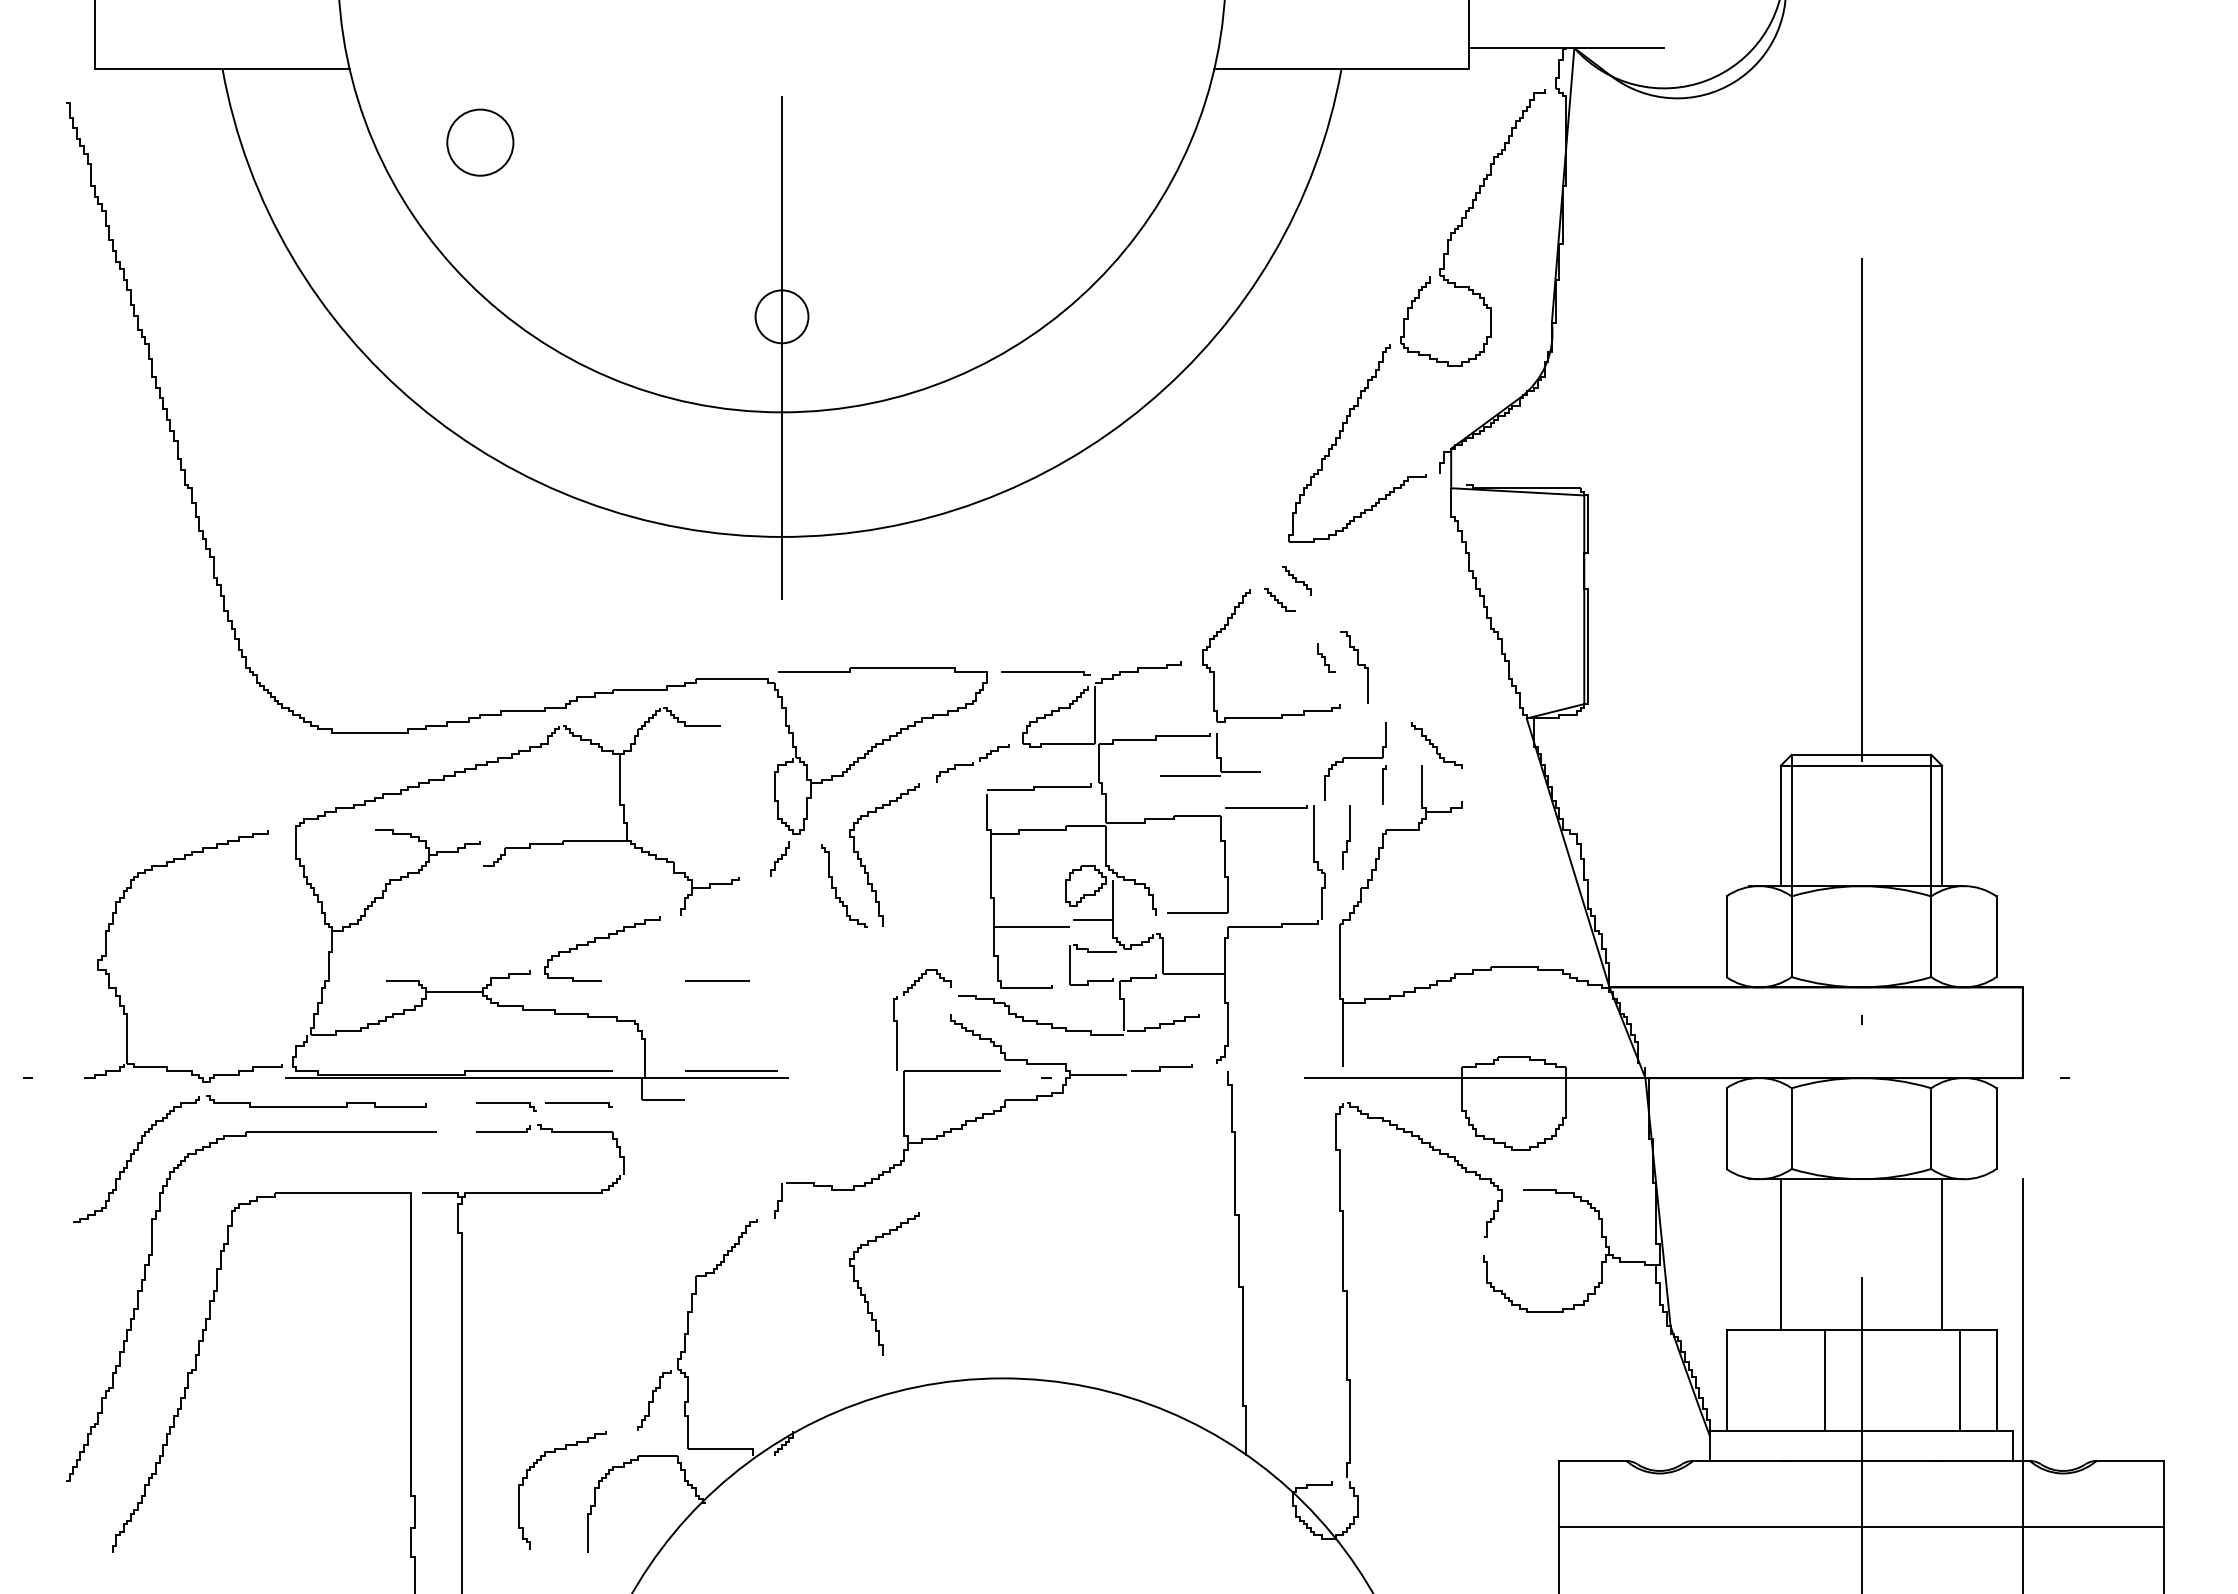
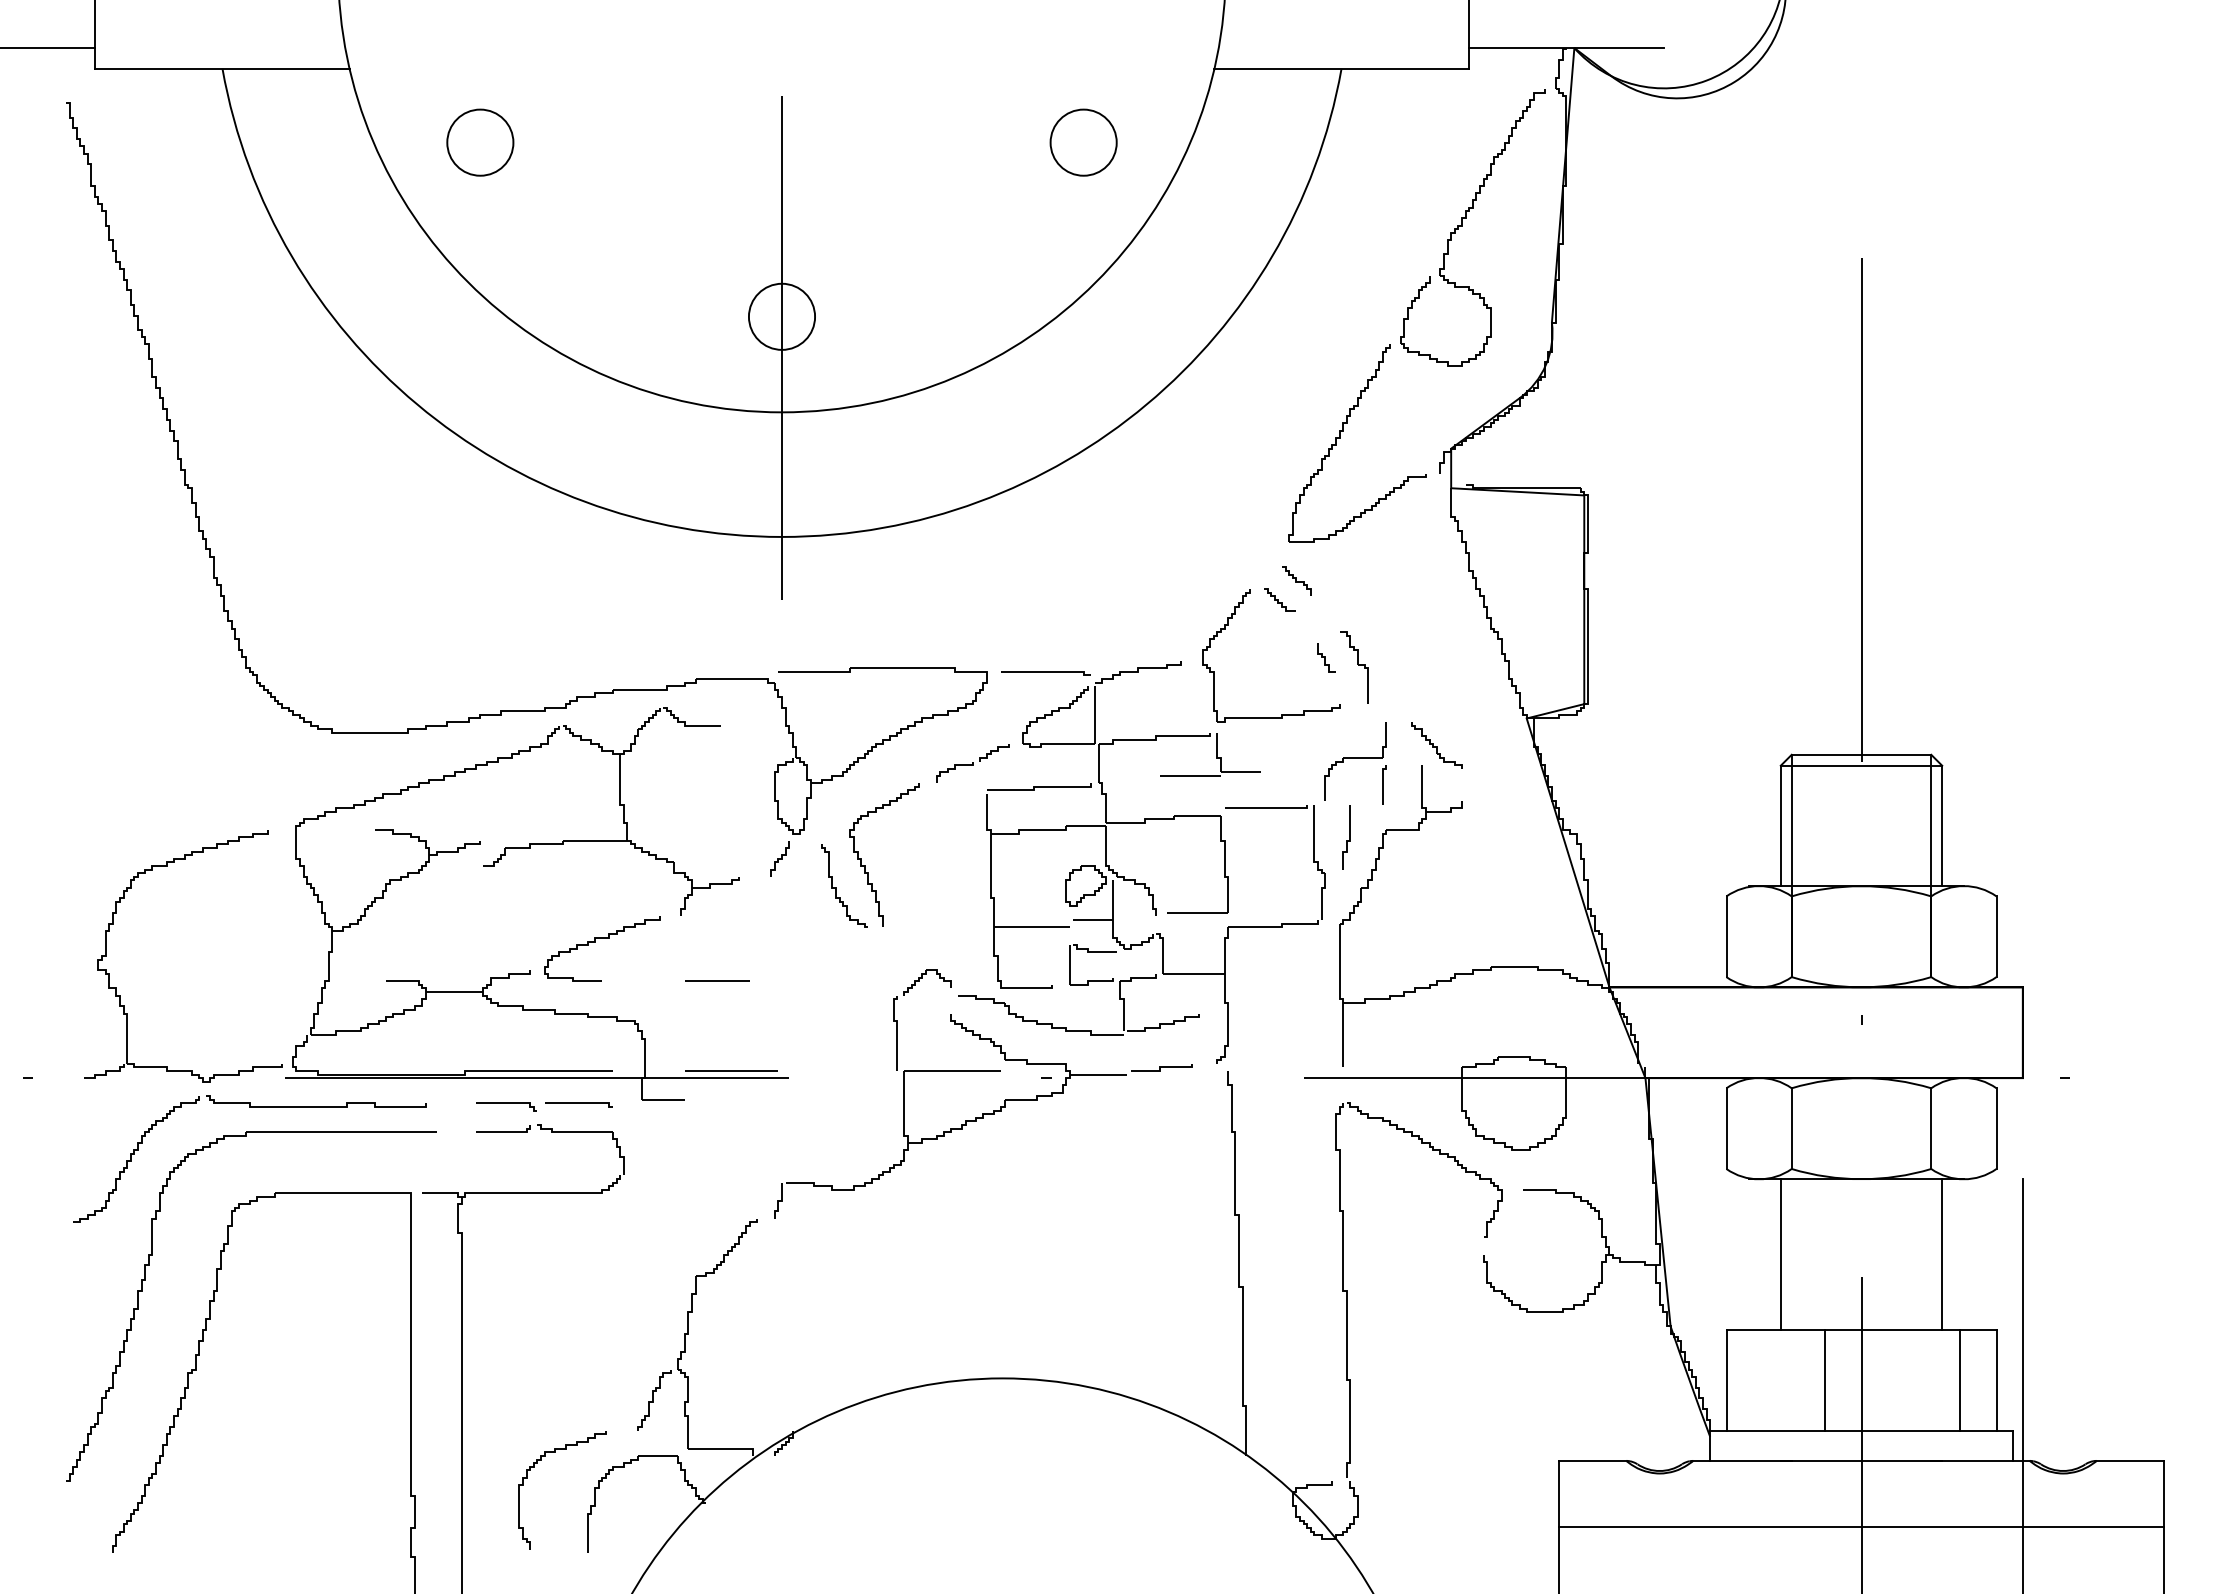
line: none -> present (48, 48)
circle: none -> present (1083, 142)
circle diameter: 53 px -> 66 px (781, 316)
part: present -> none (865, 1294)
